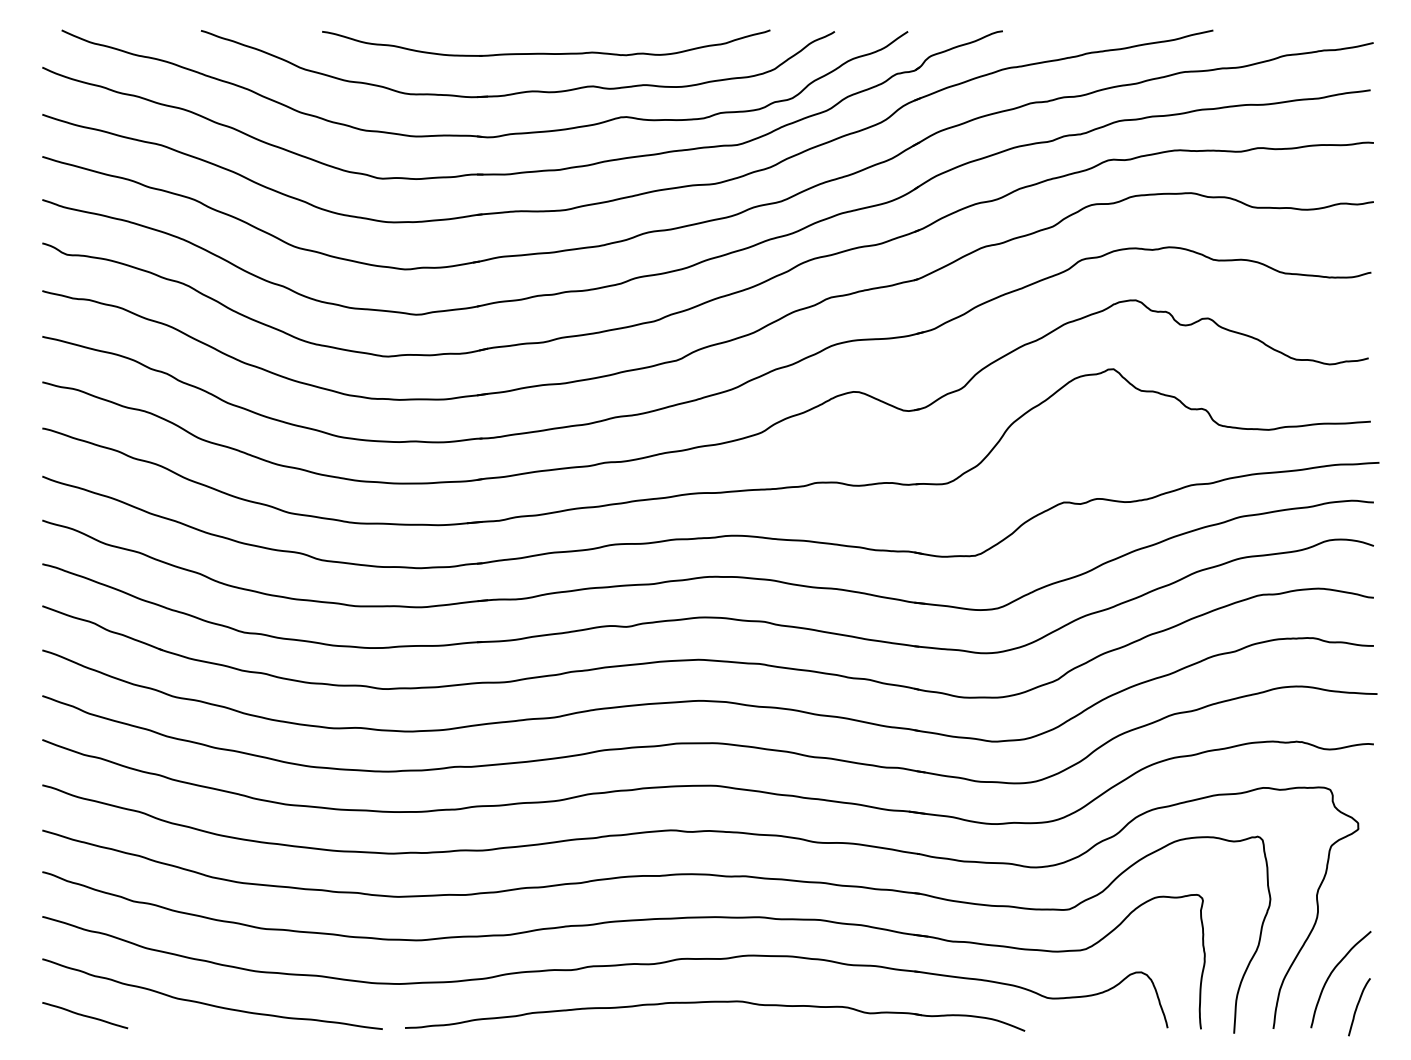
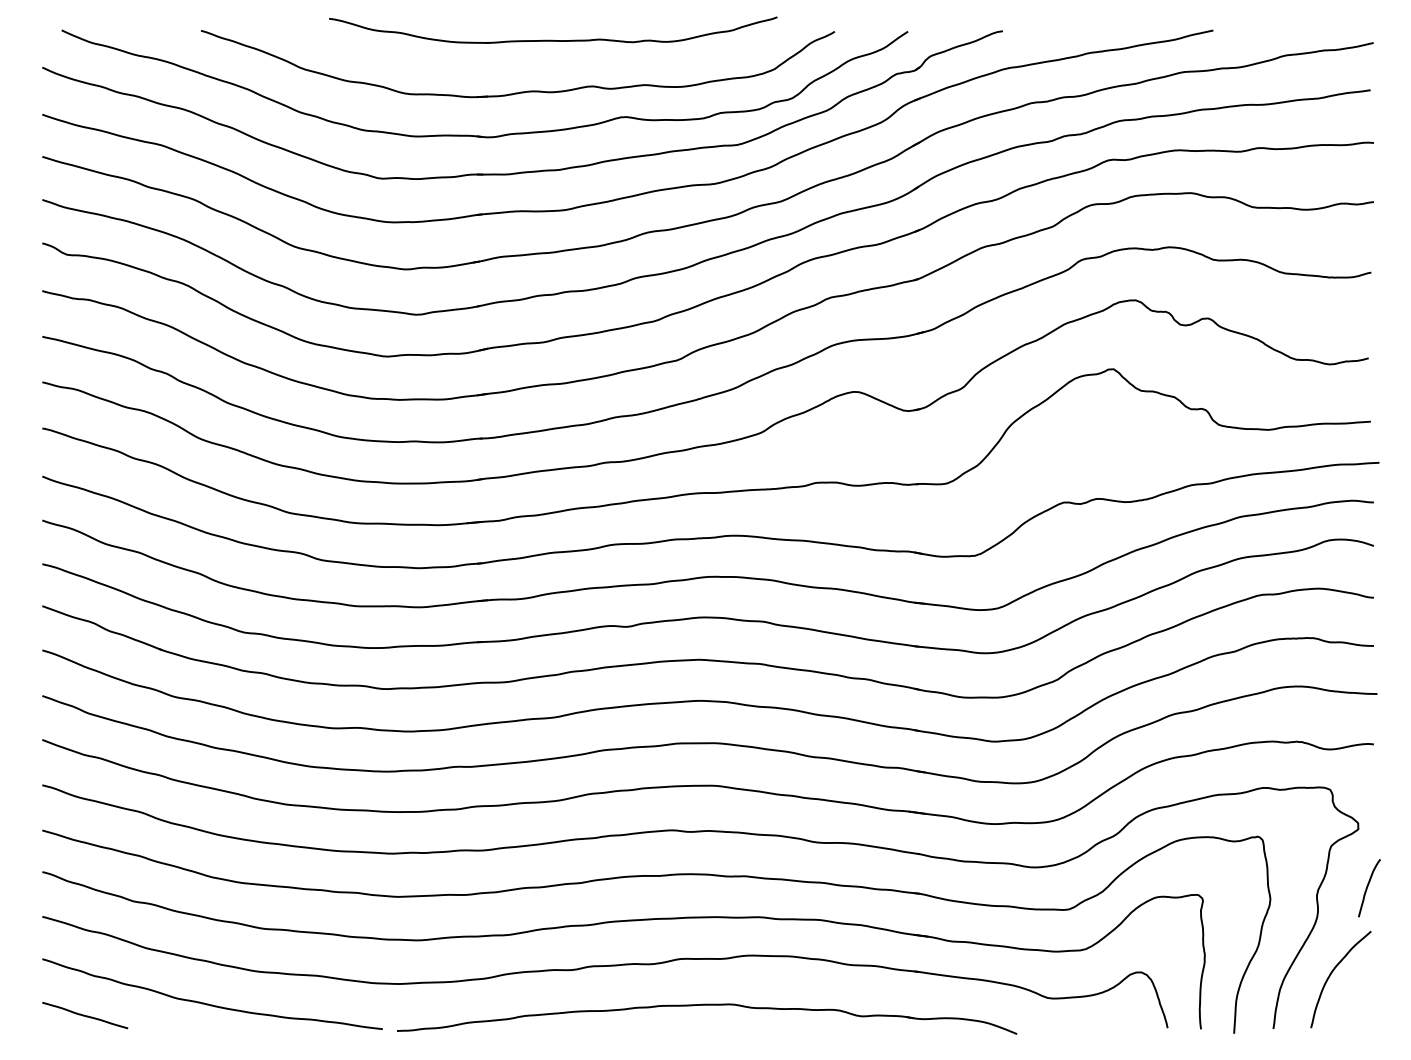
part position: (545, 52) -> (552, 39) (552, 39)
part position: (715, 1002) -> (707, 1005) (707, 1005)
curve position: (1357, 1007) -> (1367, 888) (1367, 888)
